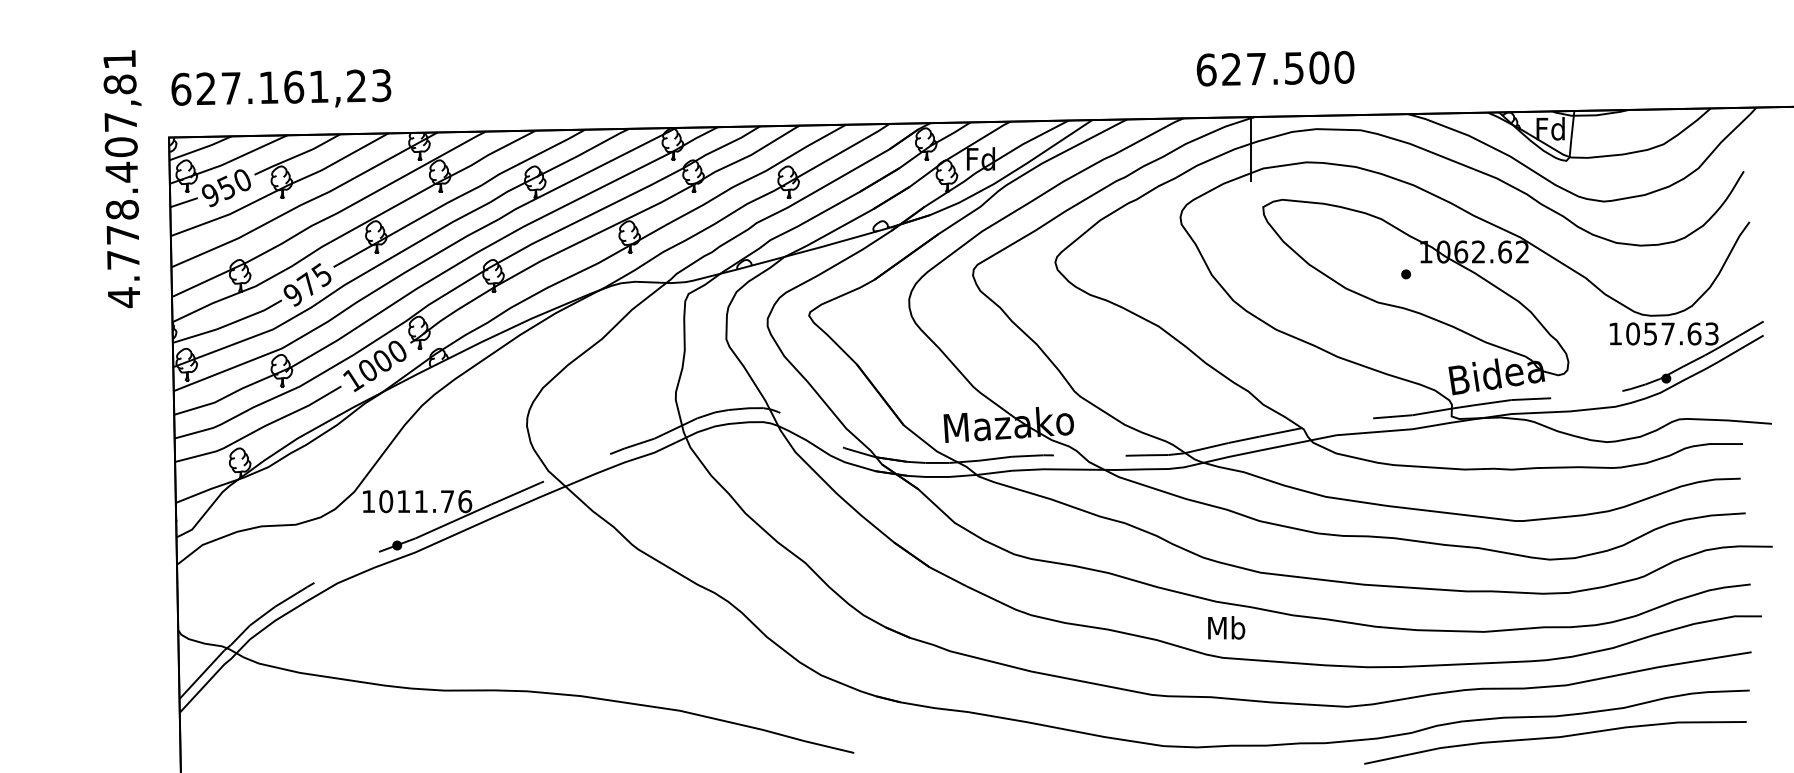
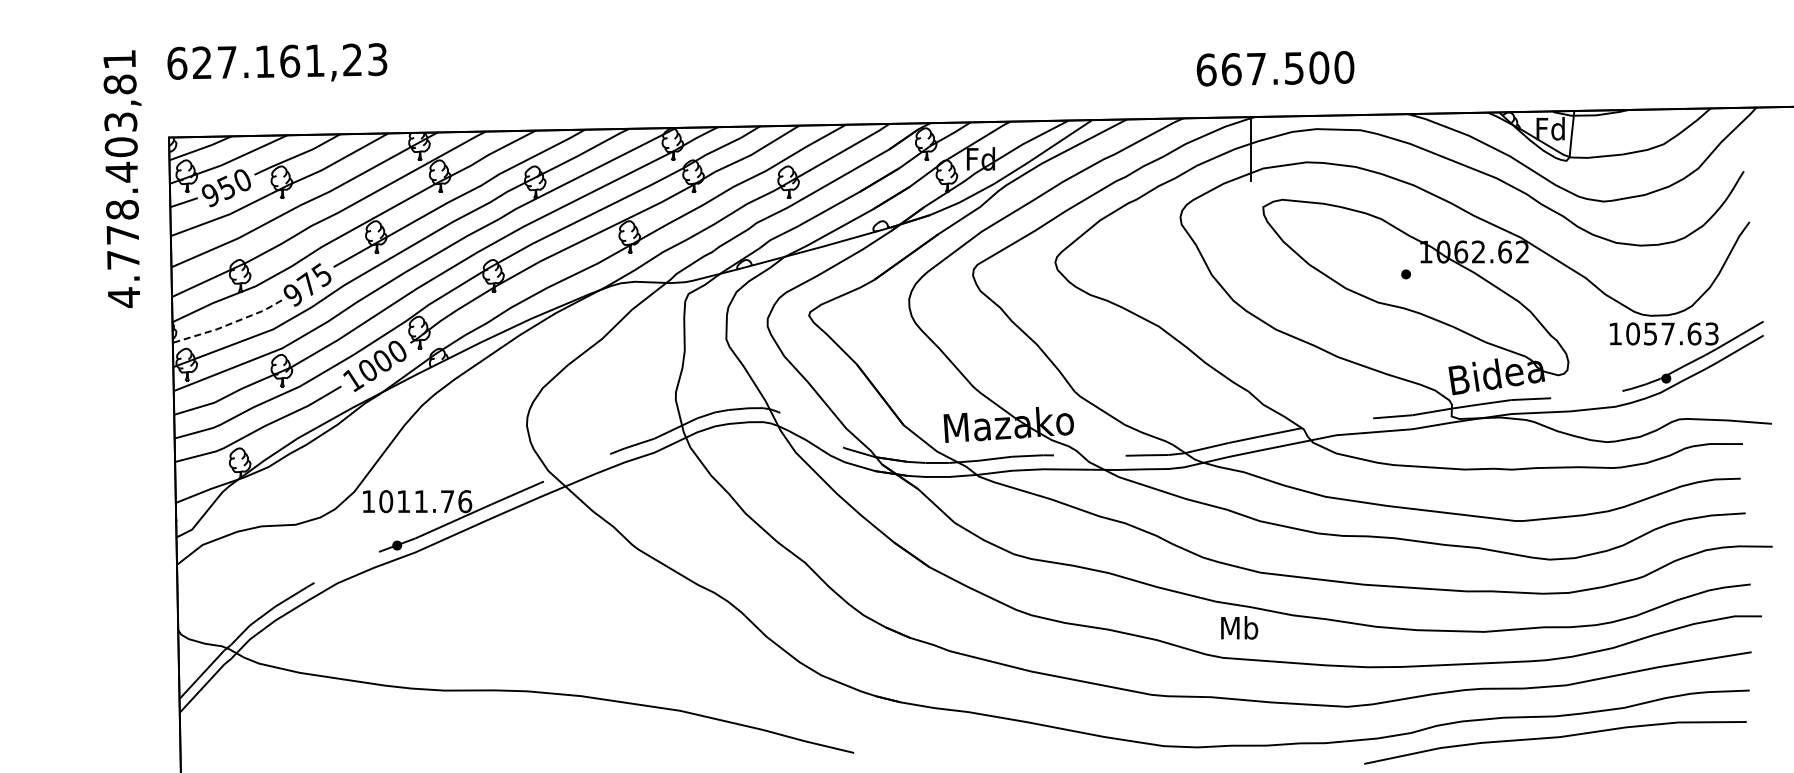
text: 627.500 -> 667.500 (1231, 69)
text position: (281, 88) -> (277, 62) (277, 62)
text: 4.778.407,81 -> 4.778.403,81 (120, 121)
line: solid -> dashed (228, 324)
text position: (1226, 627) -> (1239, 627) (1239, 627)
